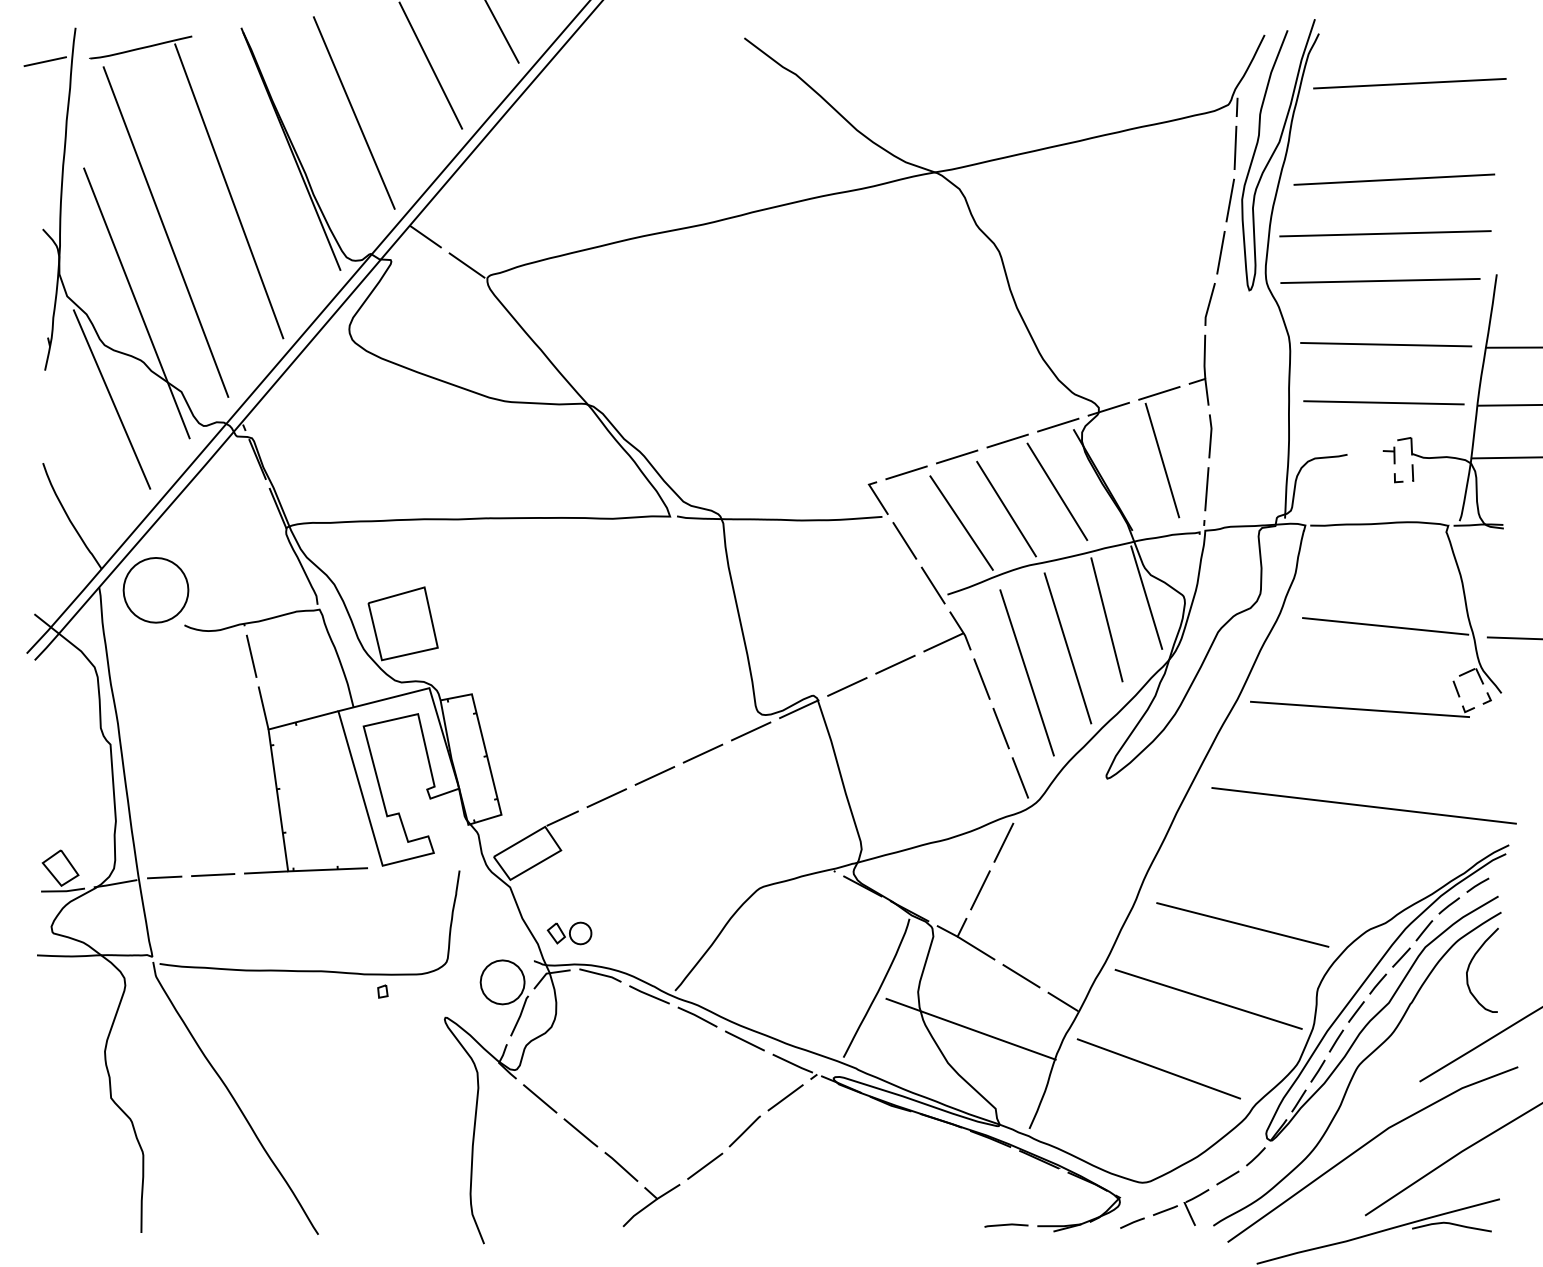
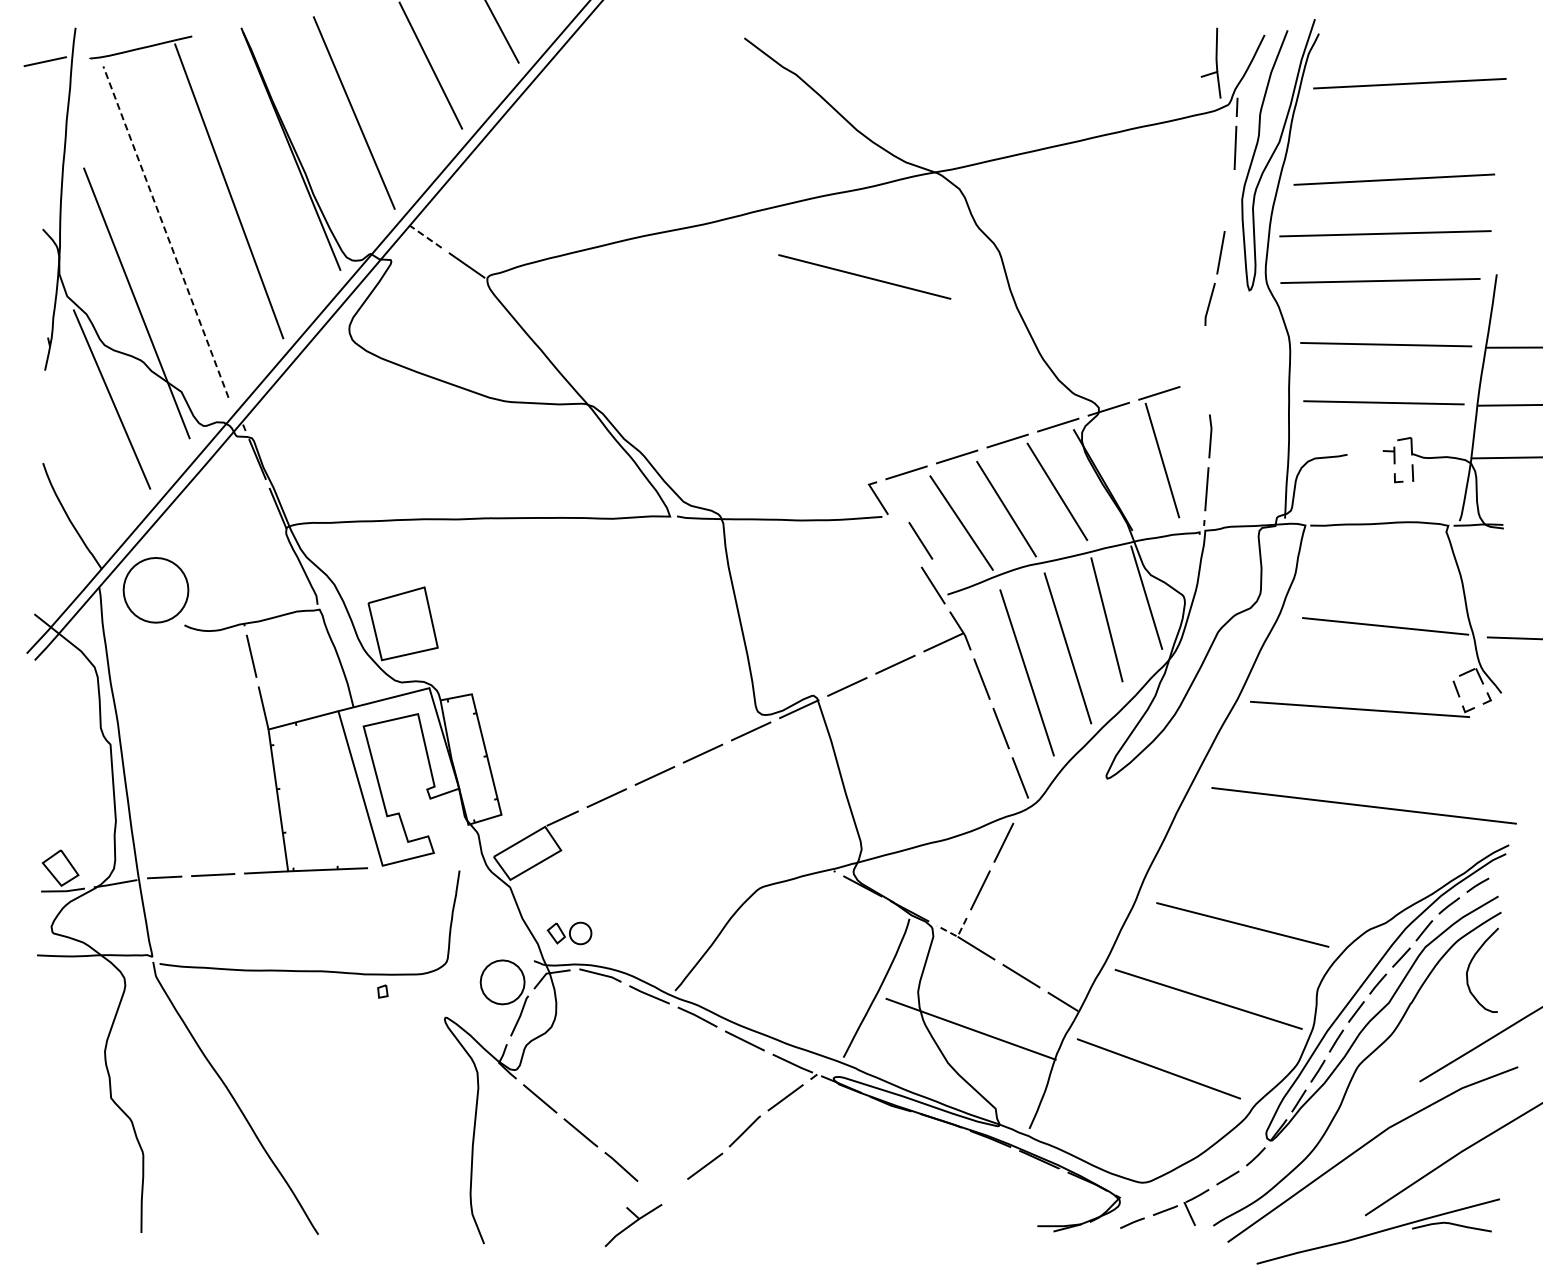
line: present -> none (1229, 200)
line: solid -> dashed (165, 231)
line: solid -> dashed (425, 236)
line: none -> present (864, 276)
part position: (1198, 369) -> (1210, 62) (1210, 62)
line position: (904, 540) -> (920, 540) (920, 540)
line: solid -> dashed (956, 936)
part position: (651, 1205) -> (633, 1225) (633, 1225)
line: present -> none (1006, 1225)
